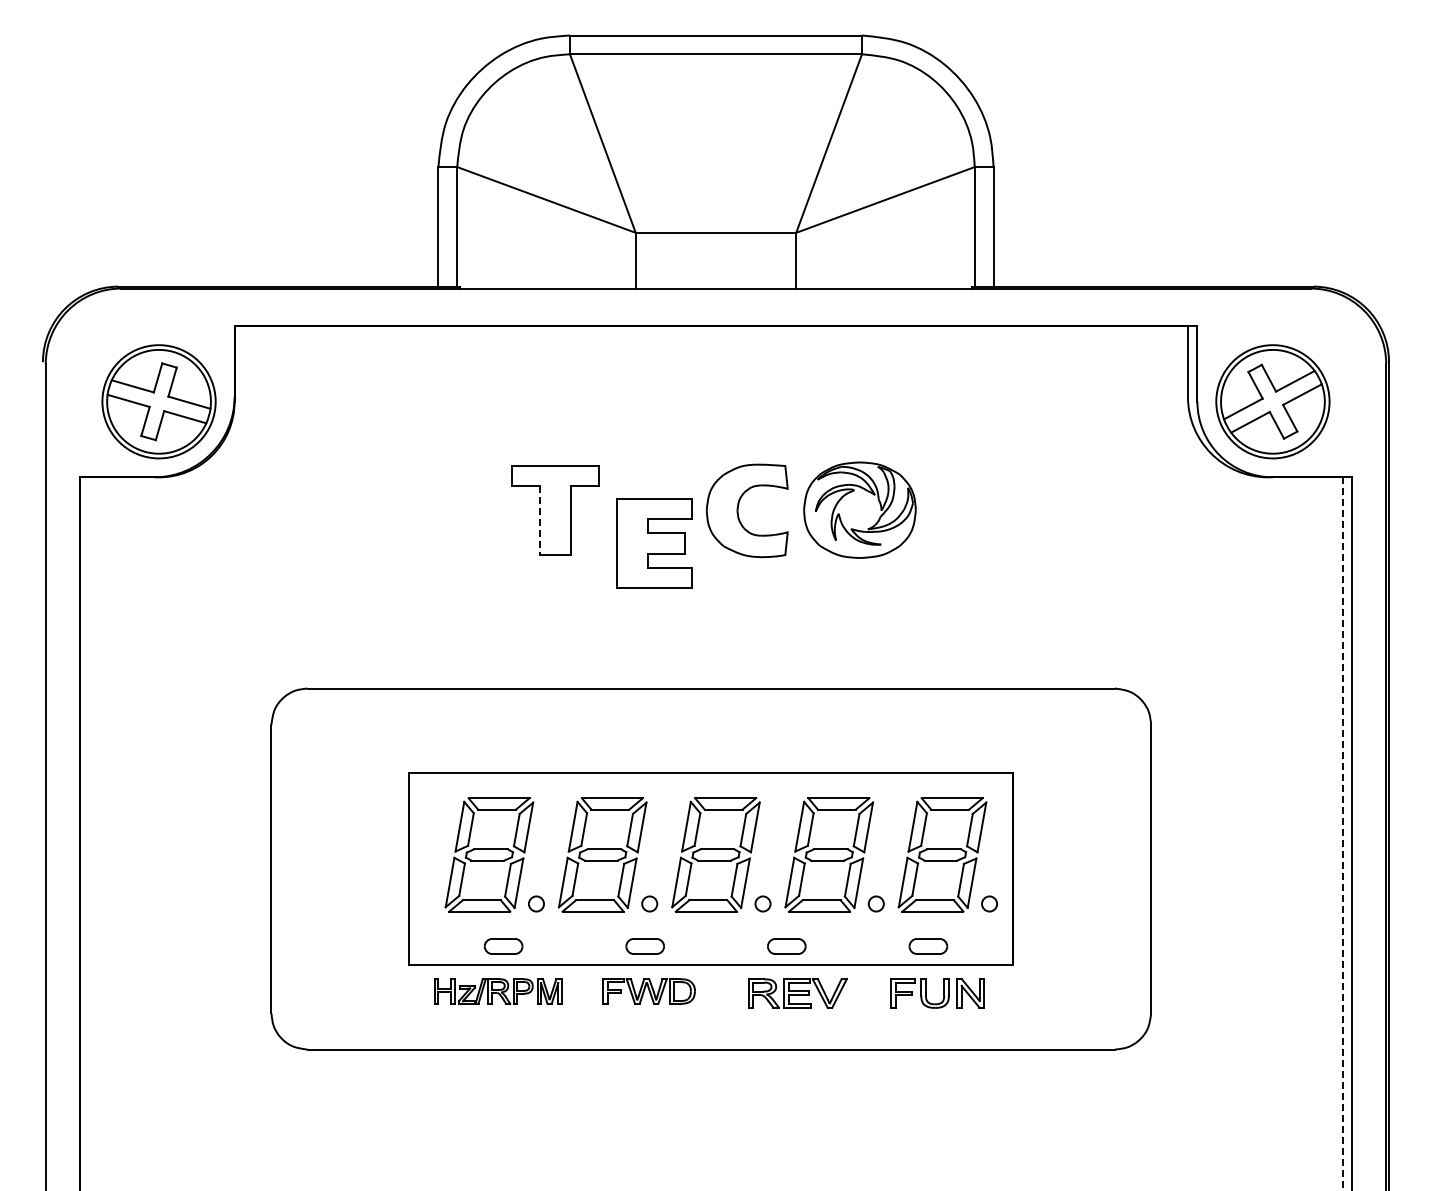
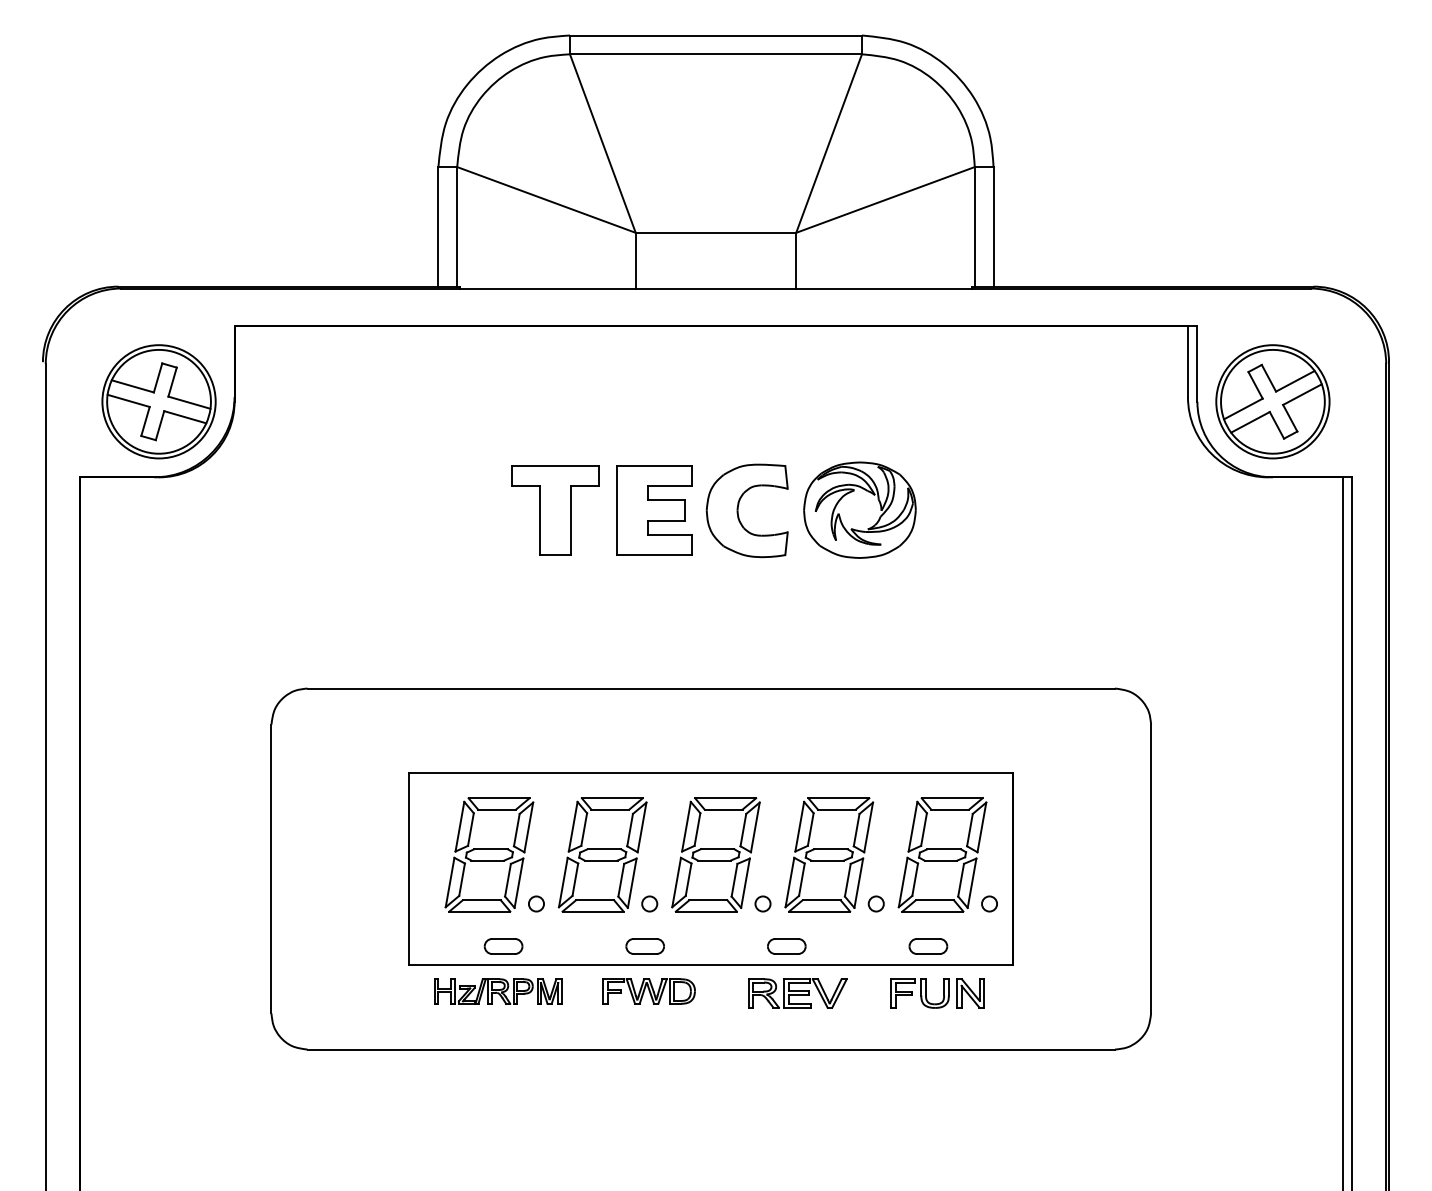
line: dashed -> solid (539, 520)
part position: (654, 543) -> (654, 510) (654, 510)
line: dashed -> solid (1342, 834)
